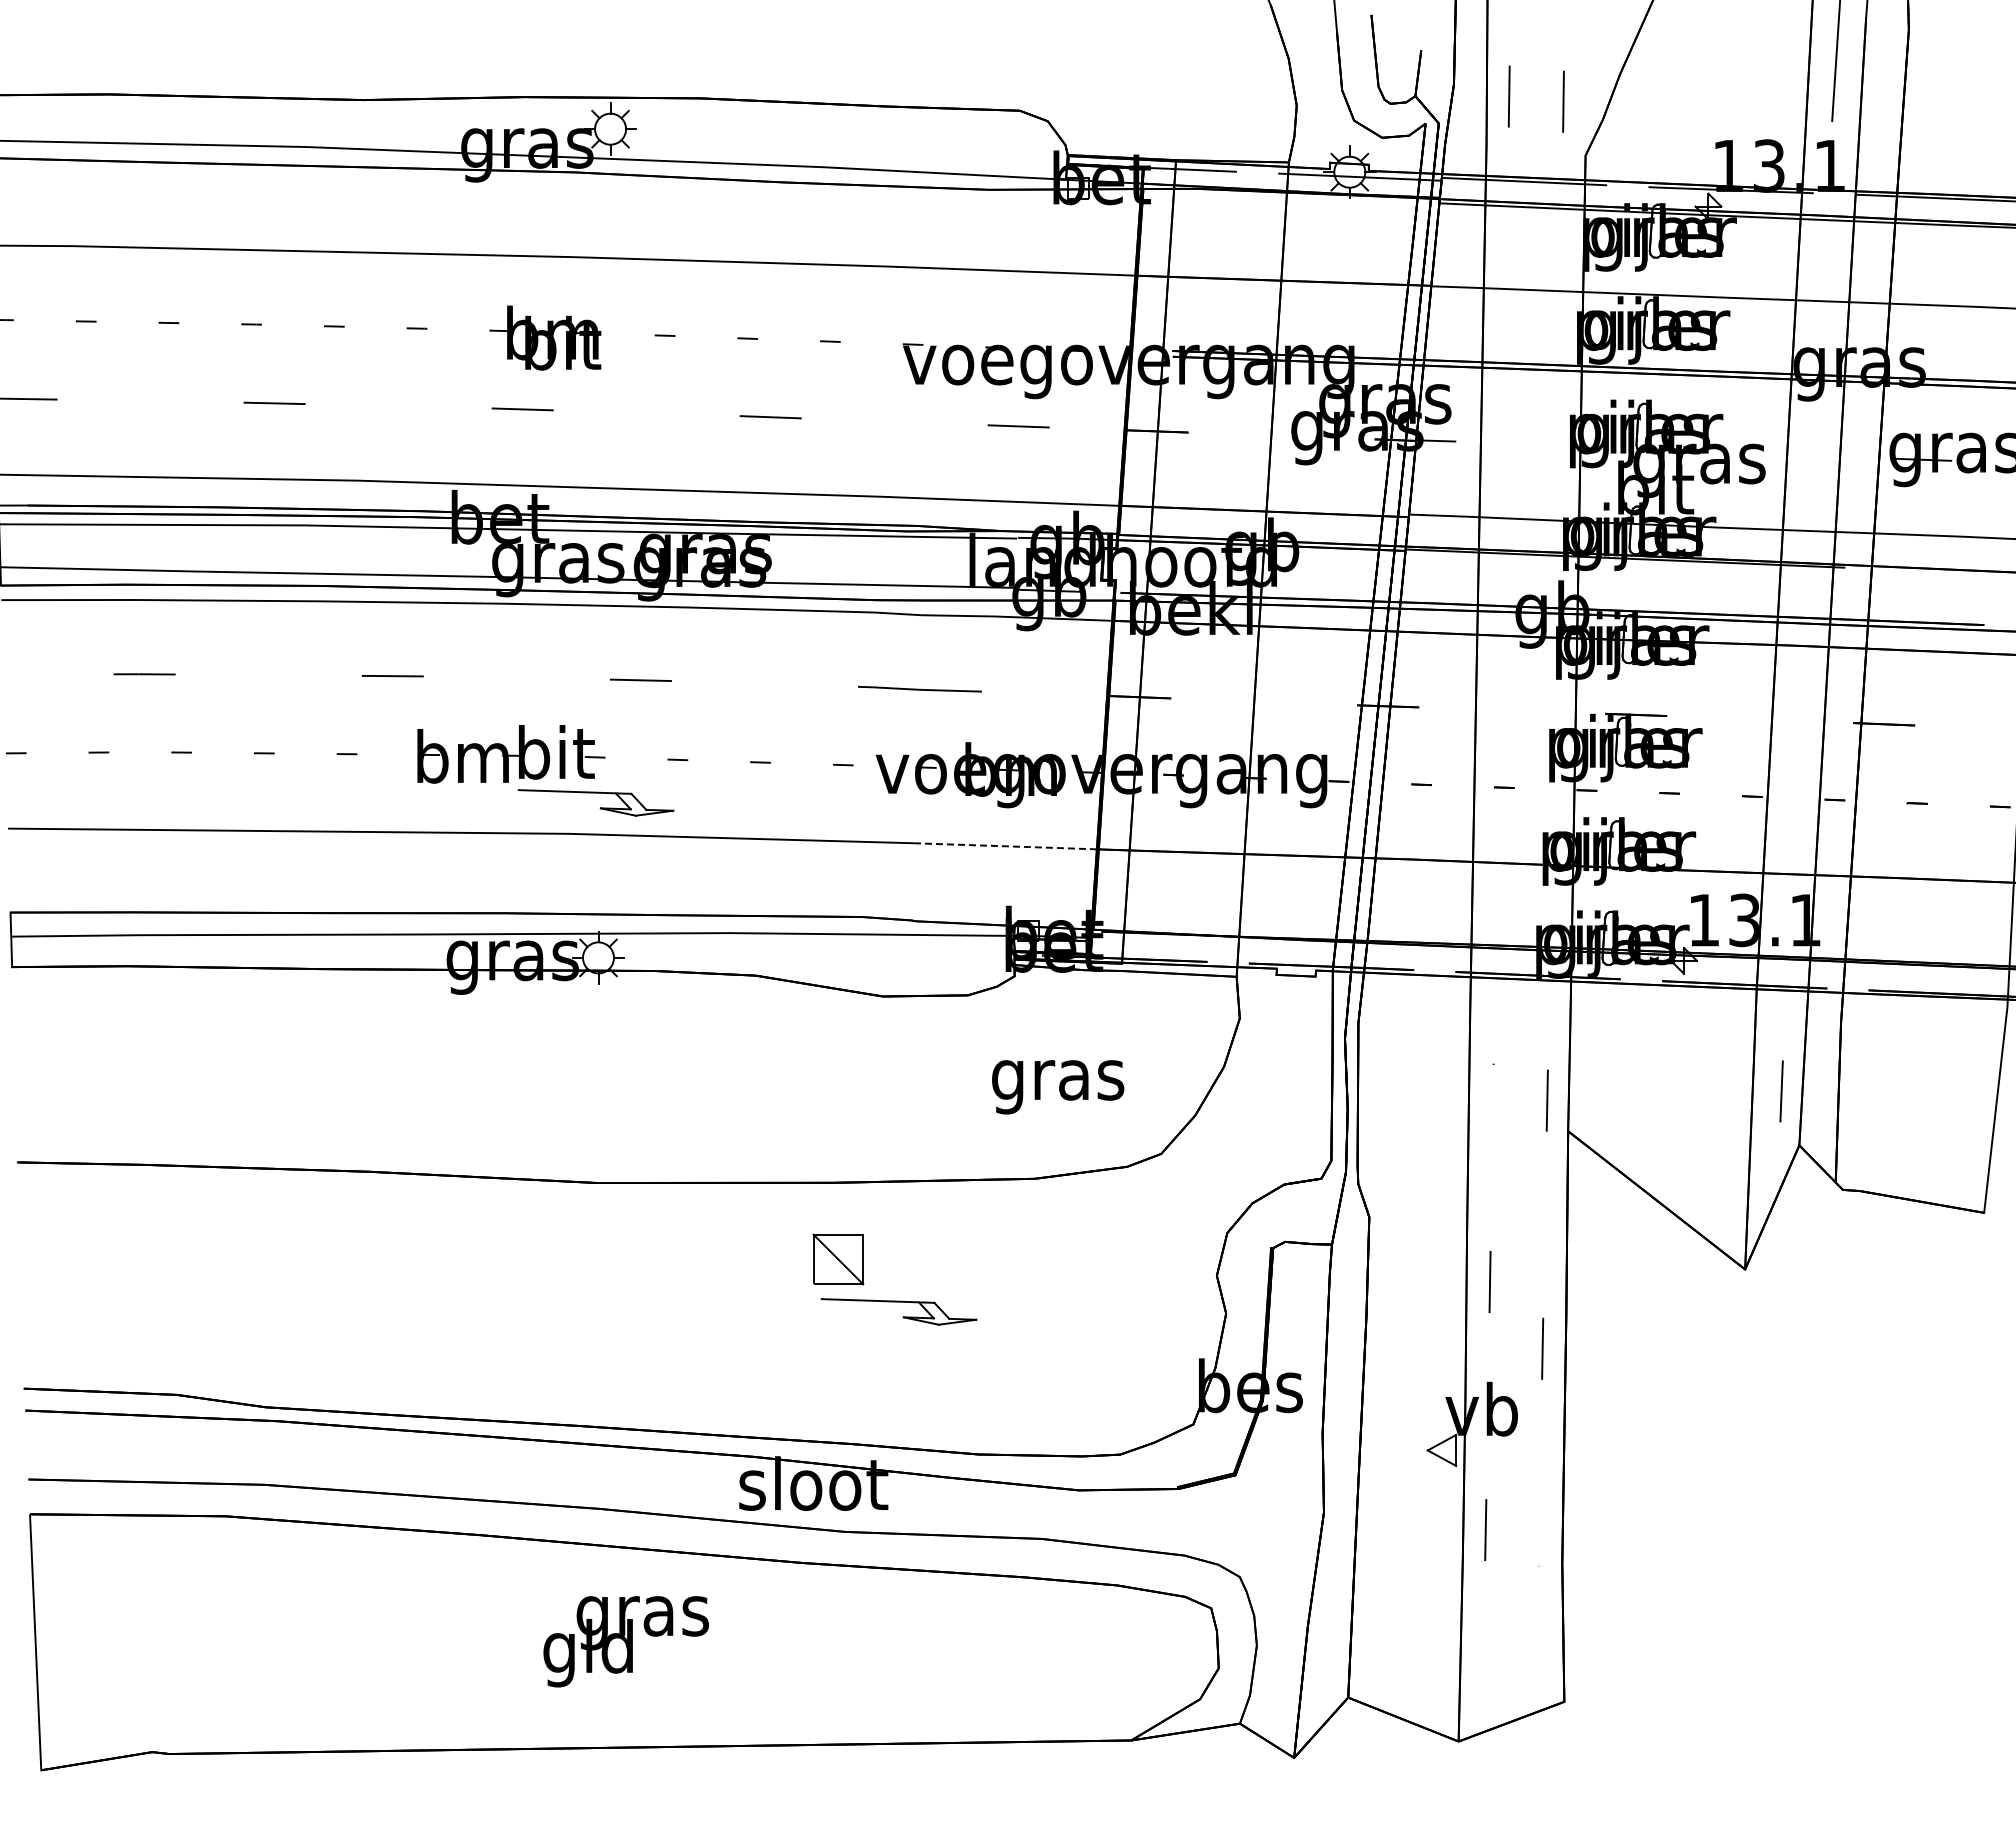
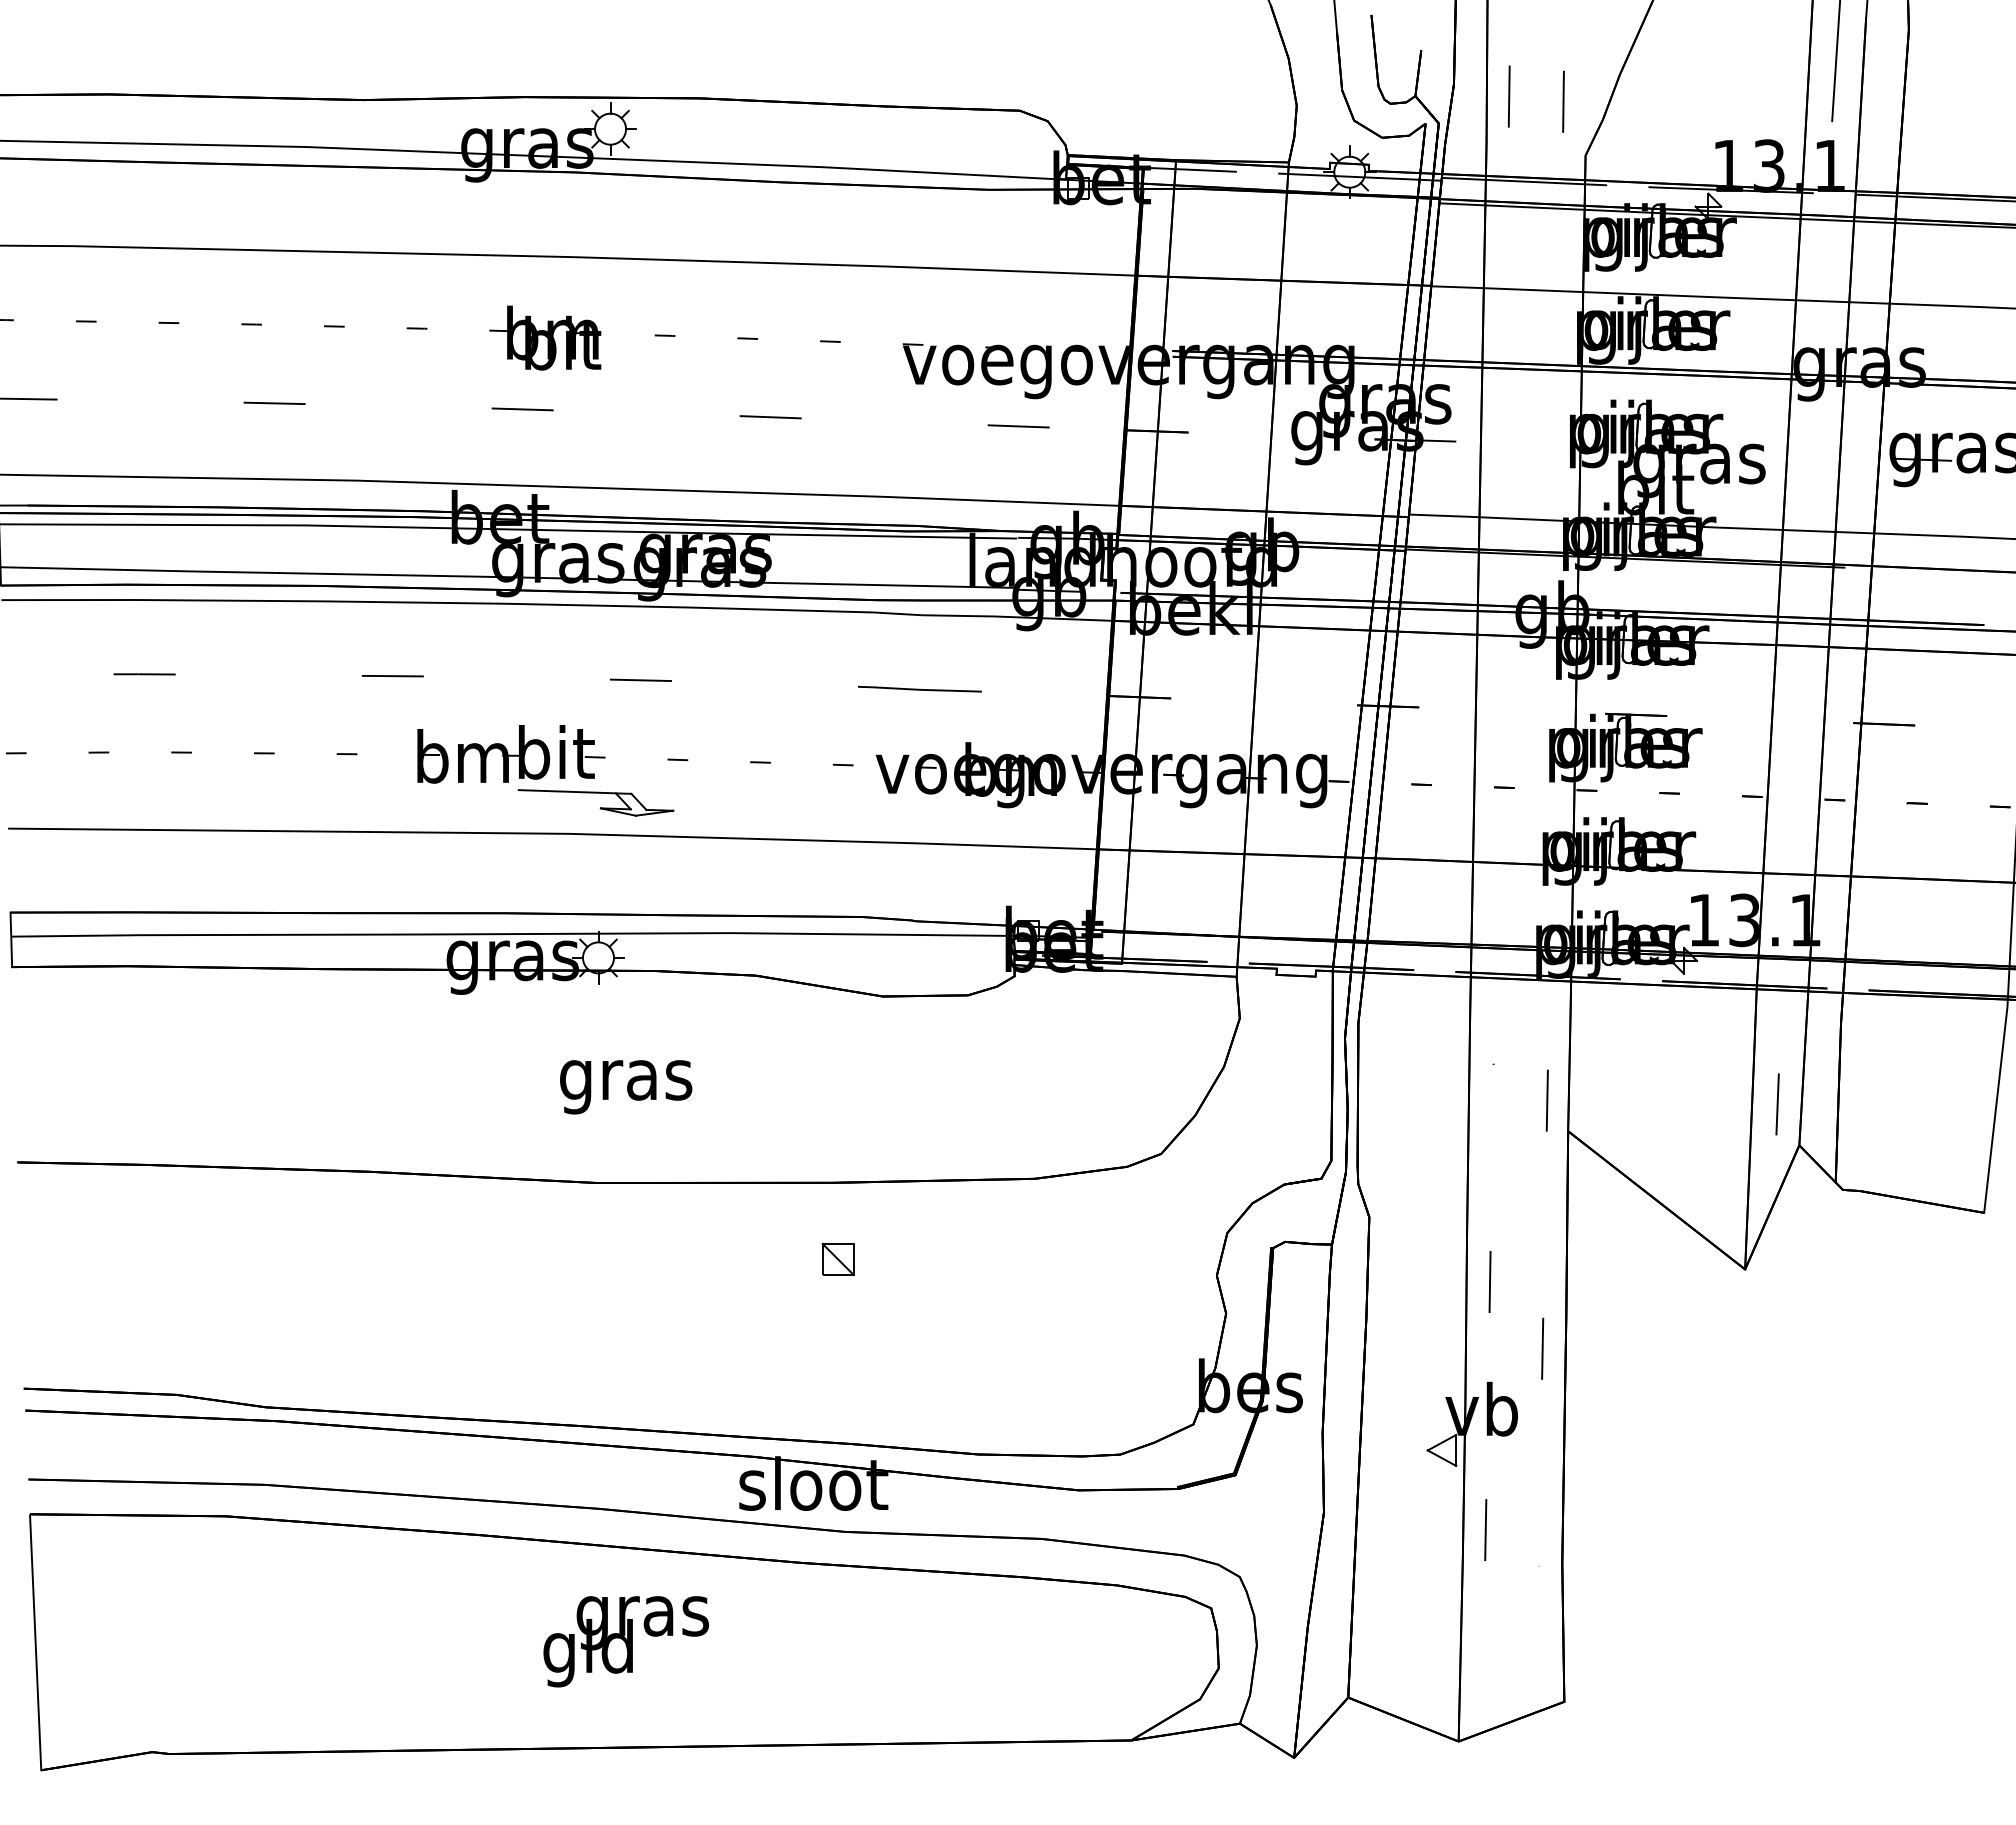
line: dashed -> solid (1005, 846)
text position: (1058, 1087) -> (626, 1087) (626, 1087)
line position: (1781, 1091) -> (1777, 1104) (1777, 1104)
part size: 53x53 px -> 34x35 px (837, 1259)
part: present -> none (903, 1316)
